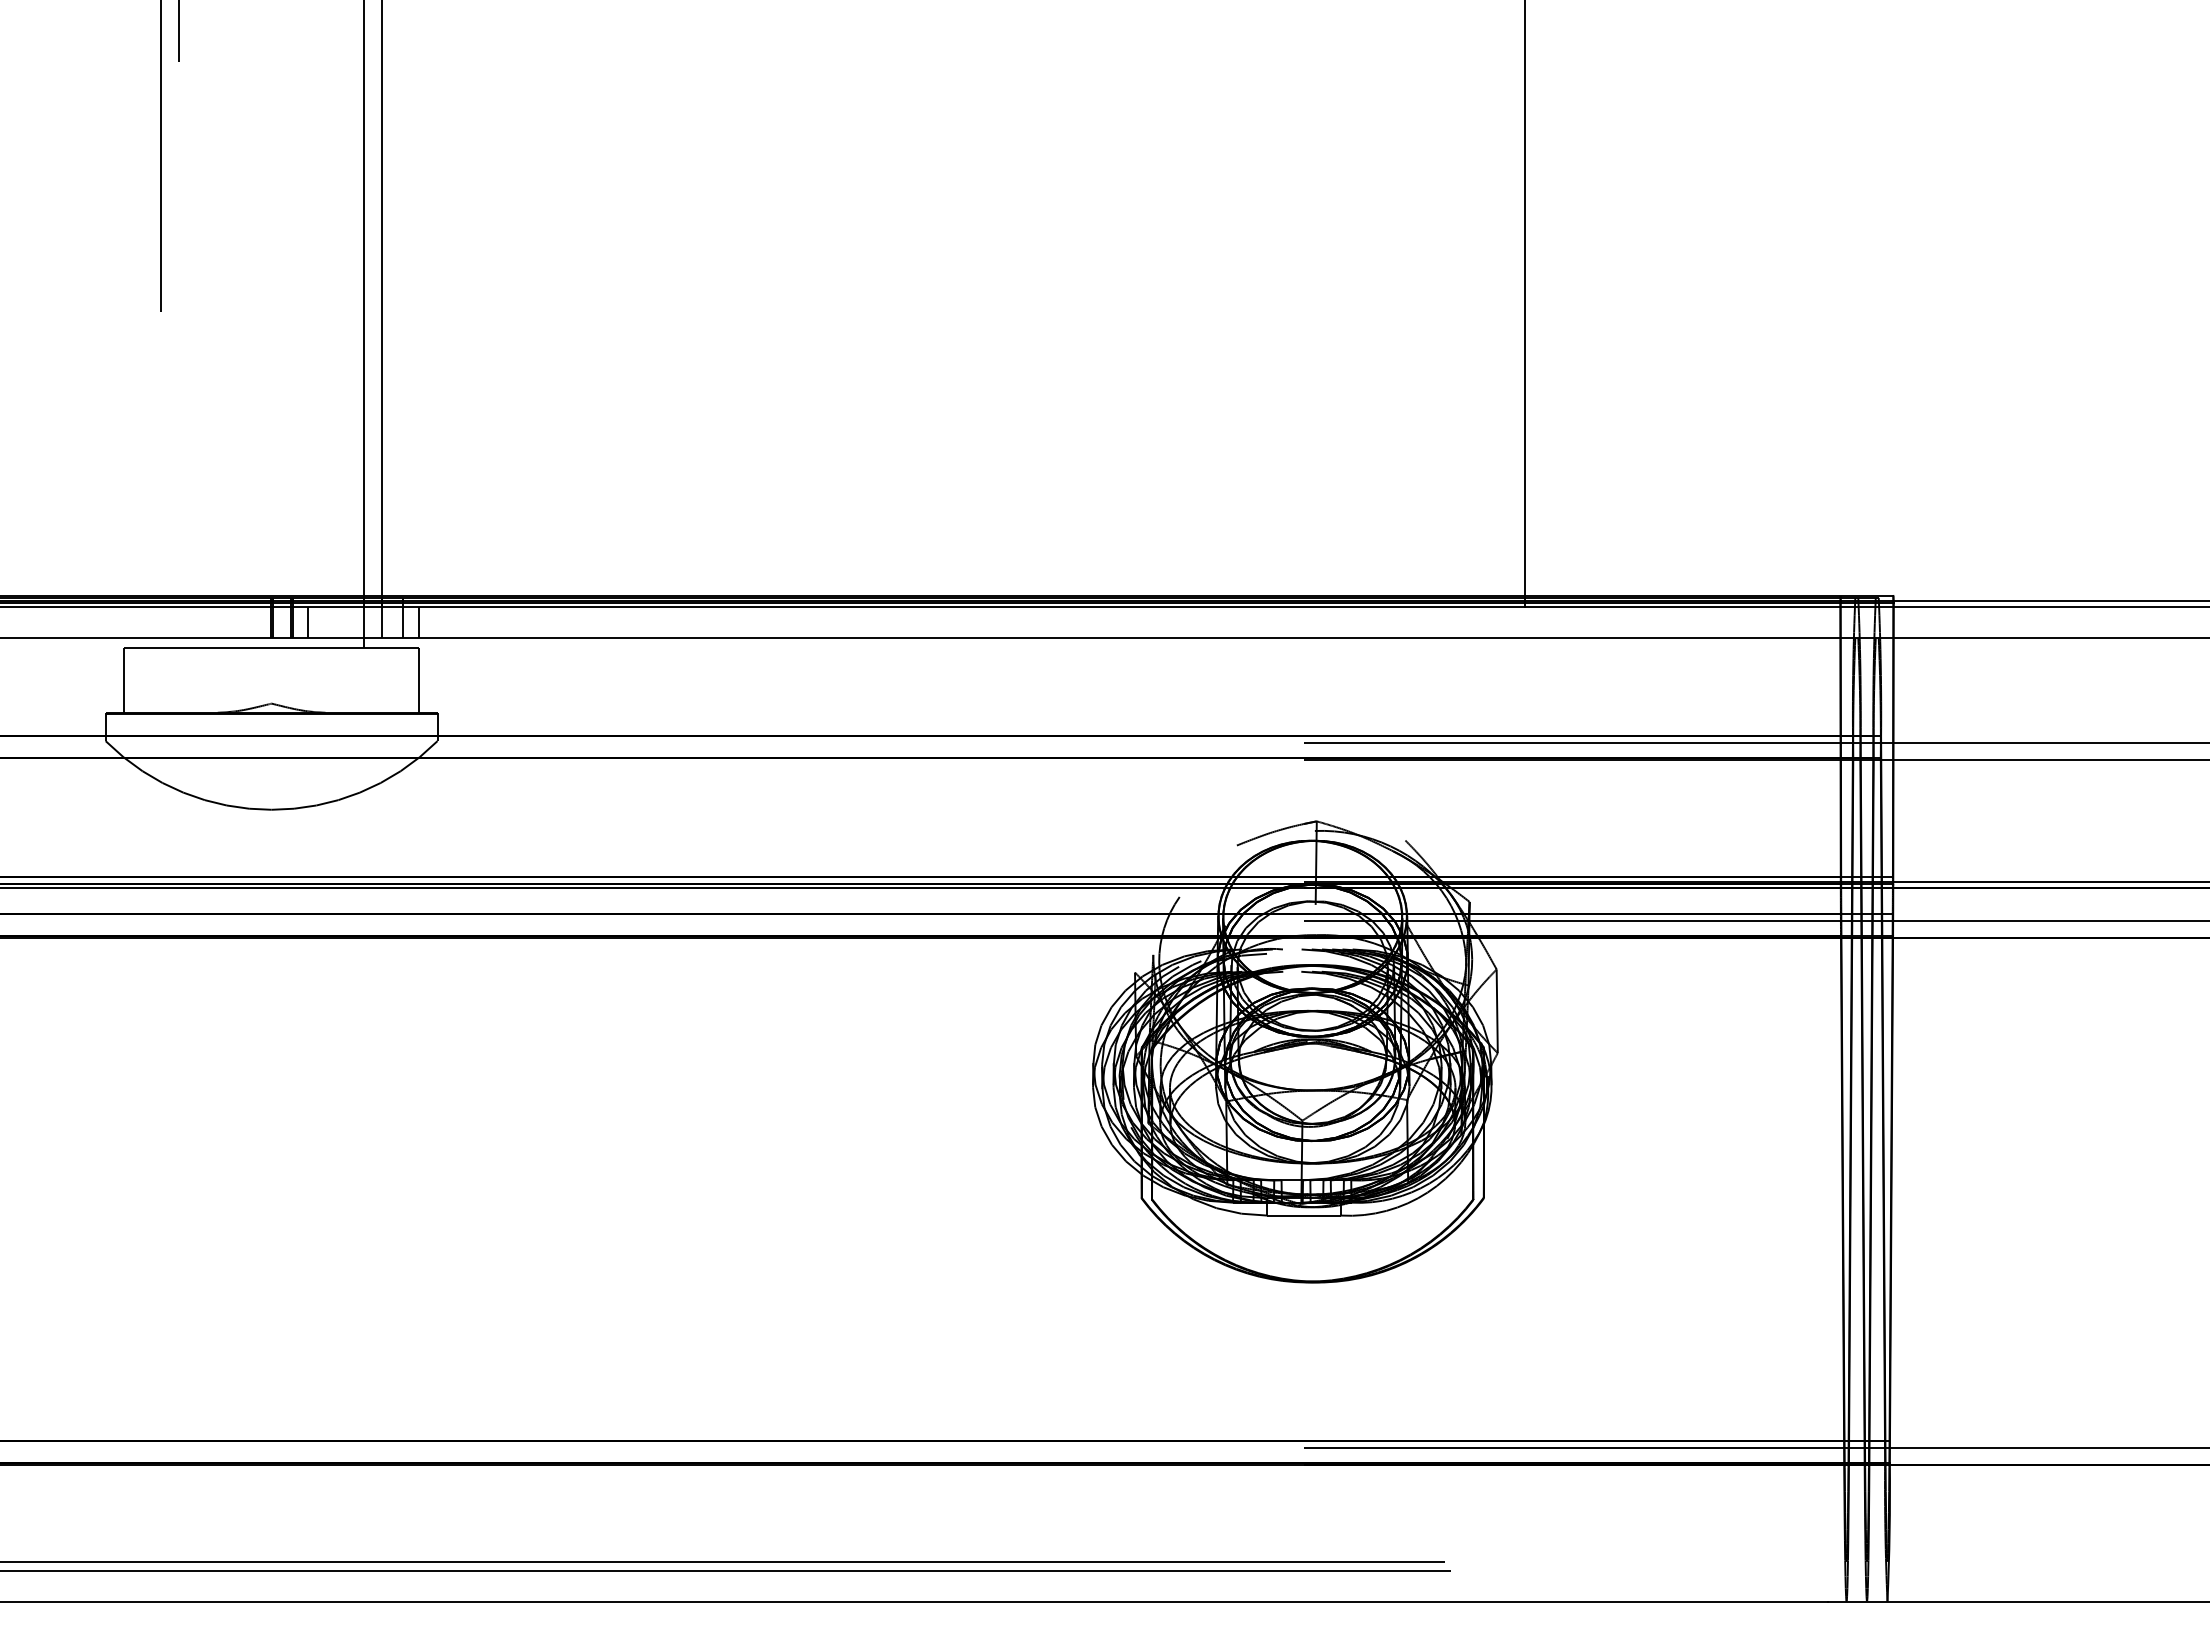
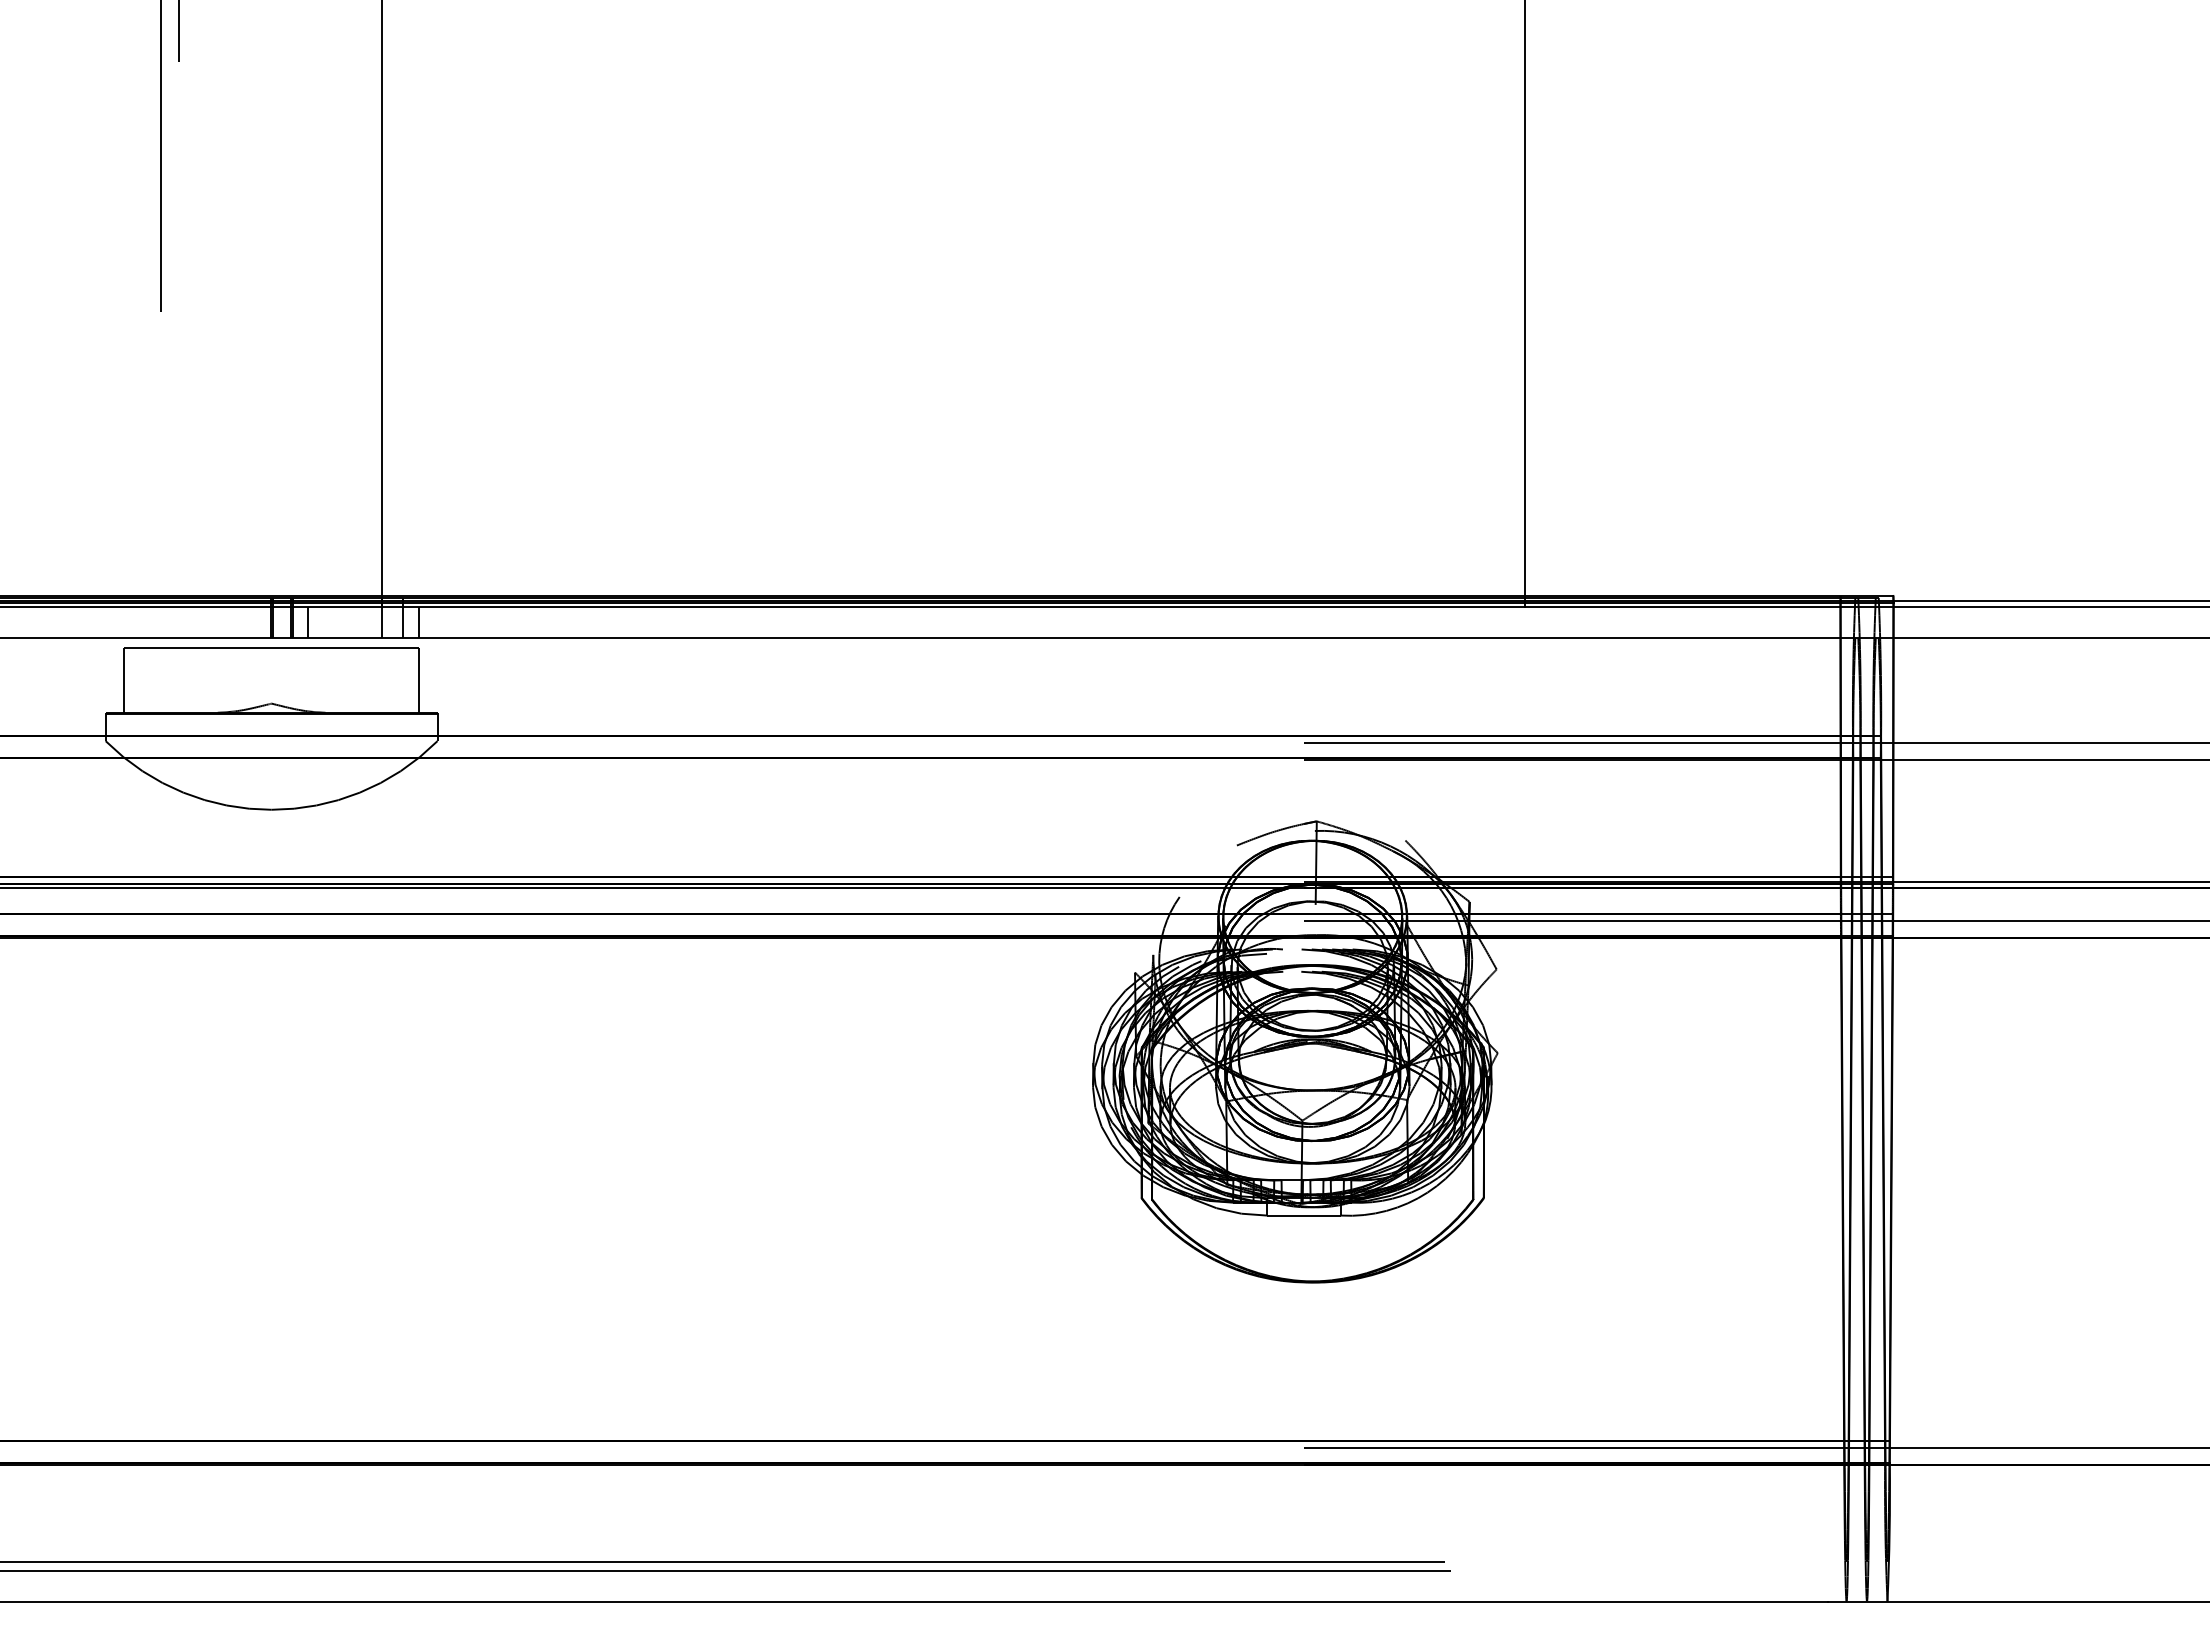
line: present -> none (363, 325)
line: present -> none (1496, 1011)
